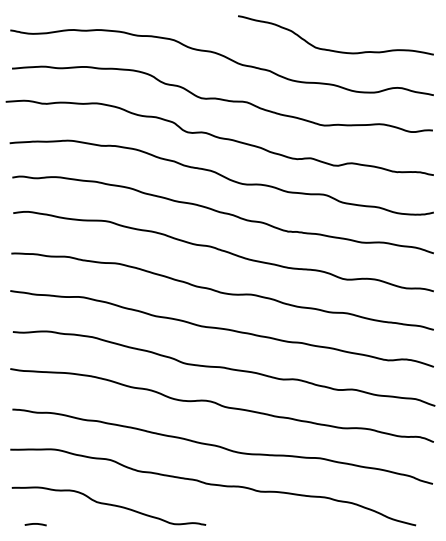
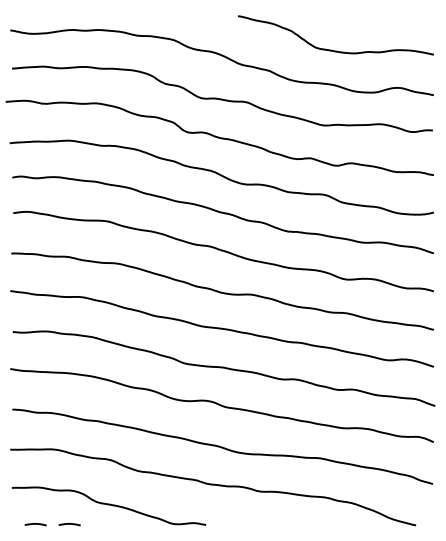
line: none -> present (69, 524)
